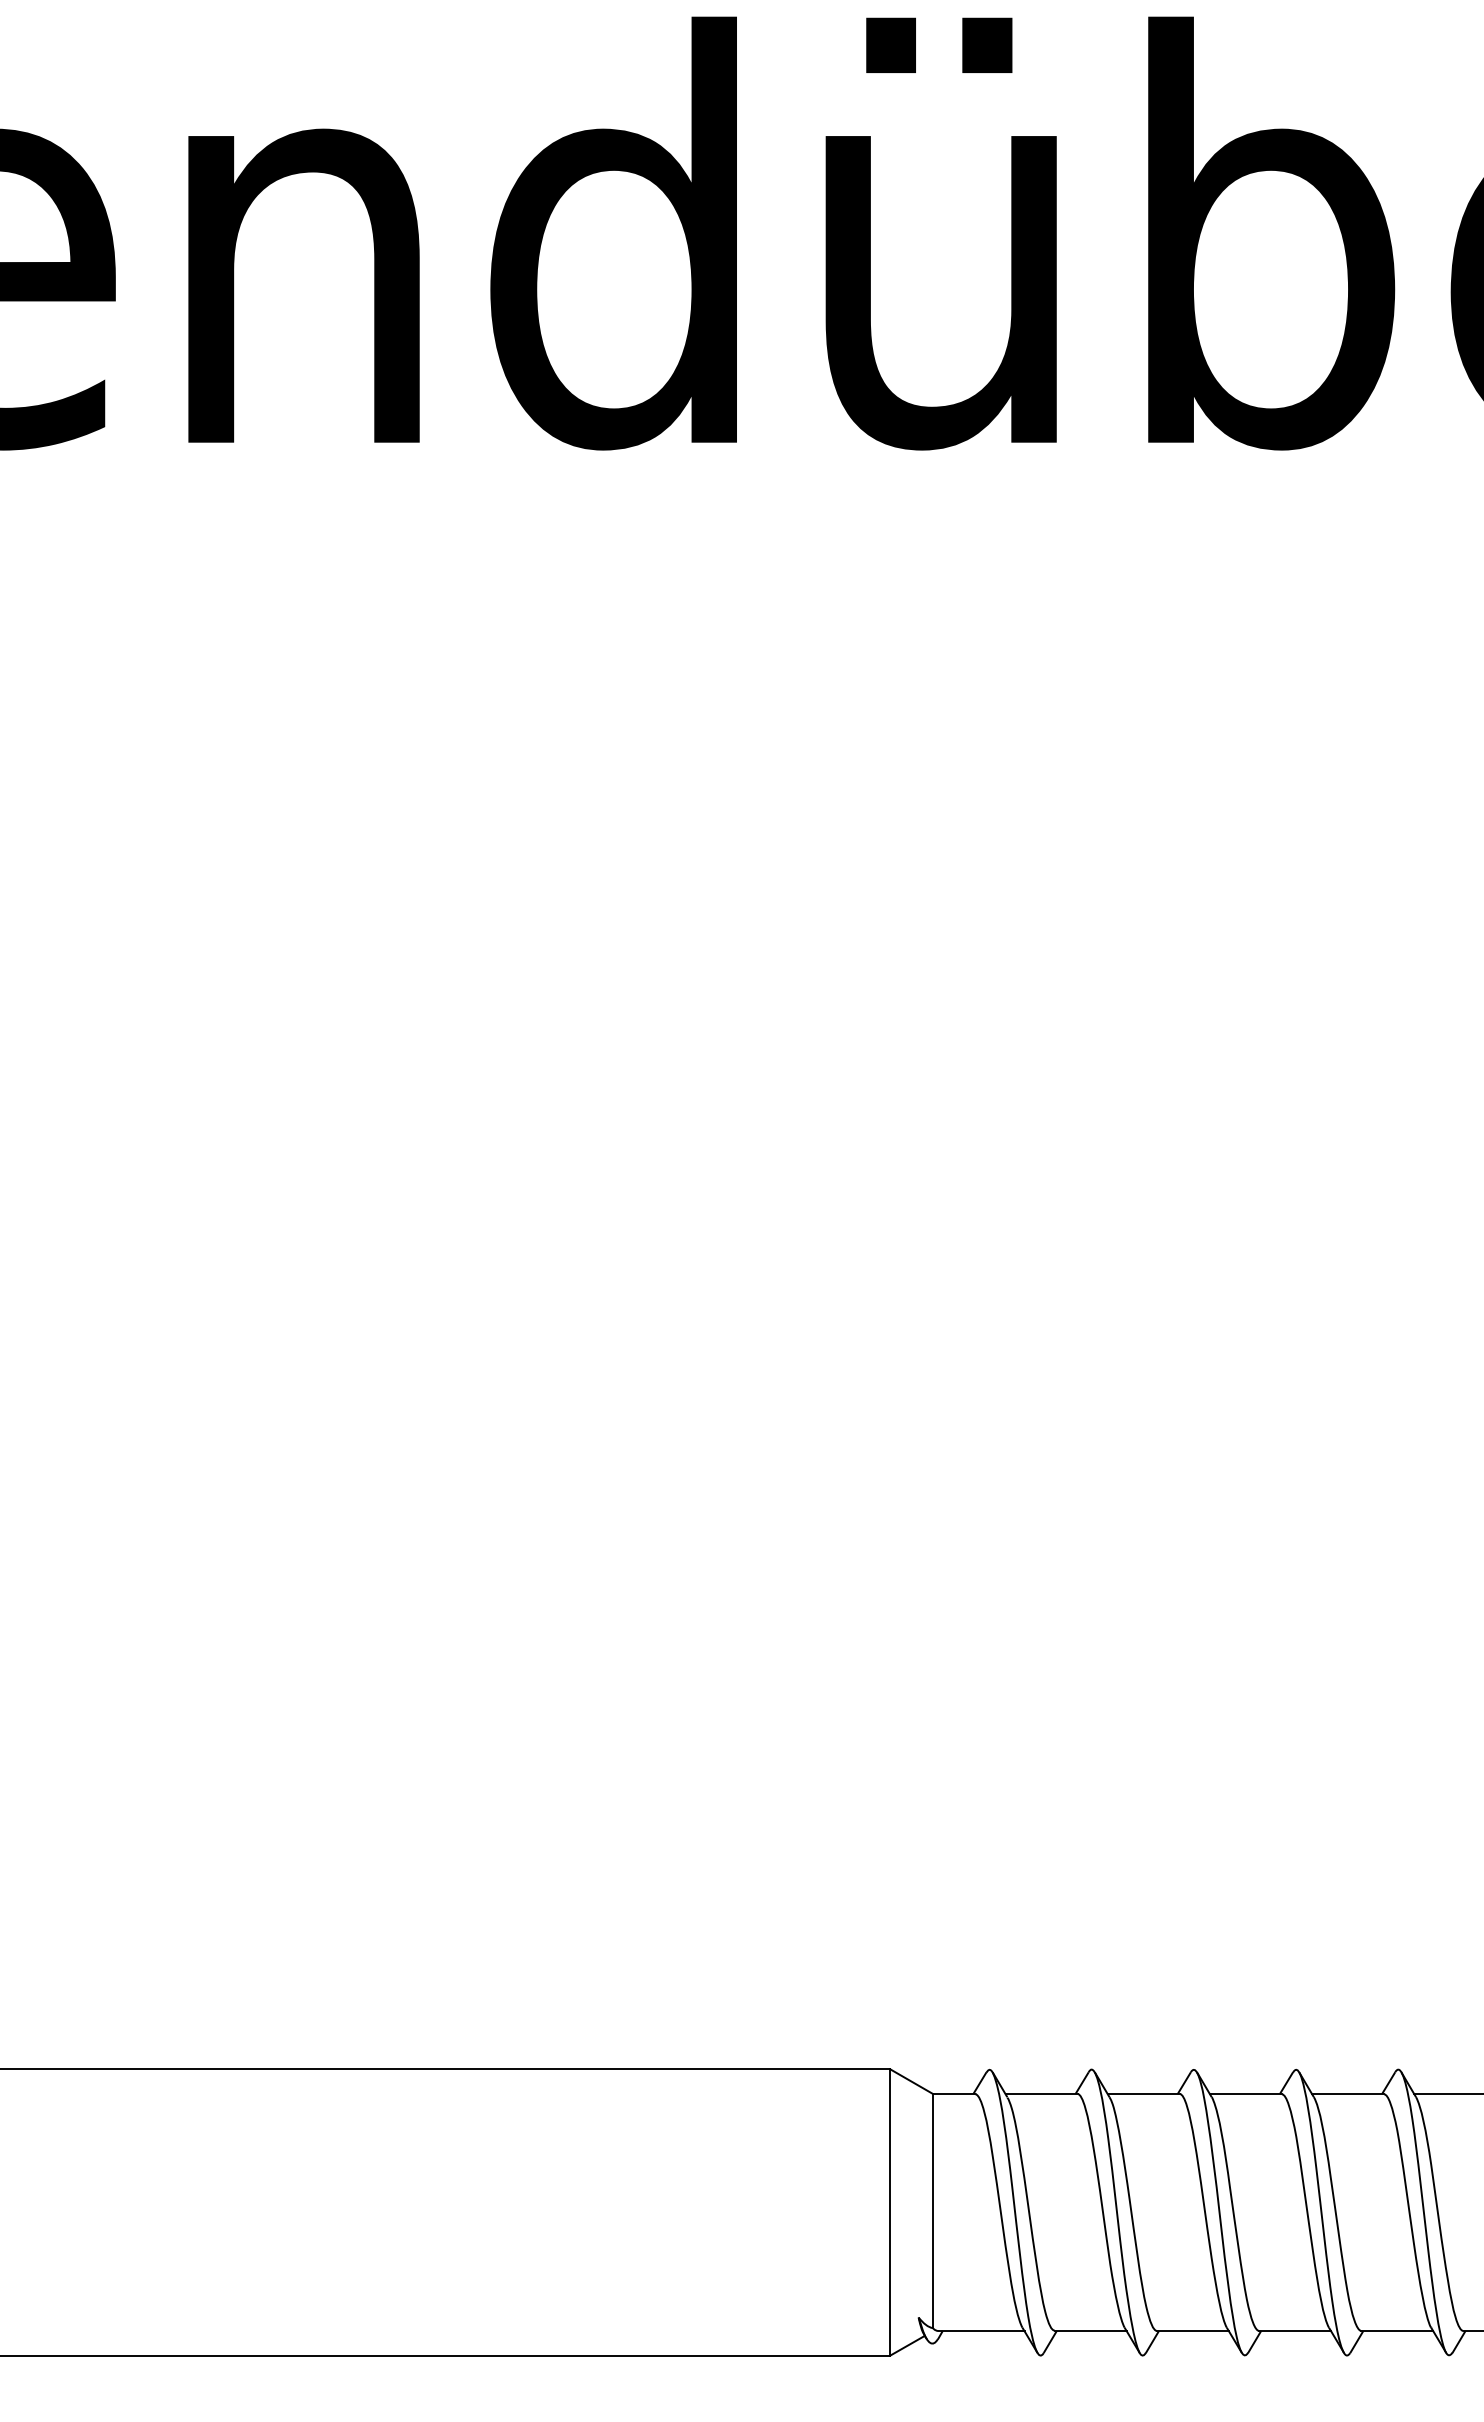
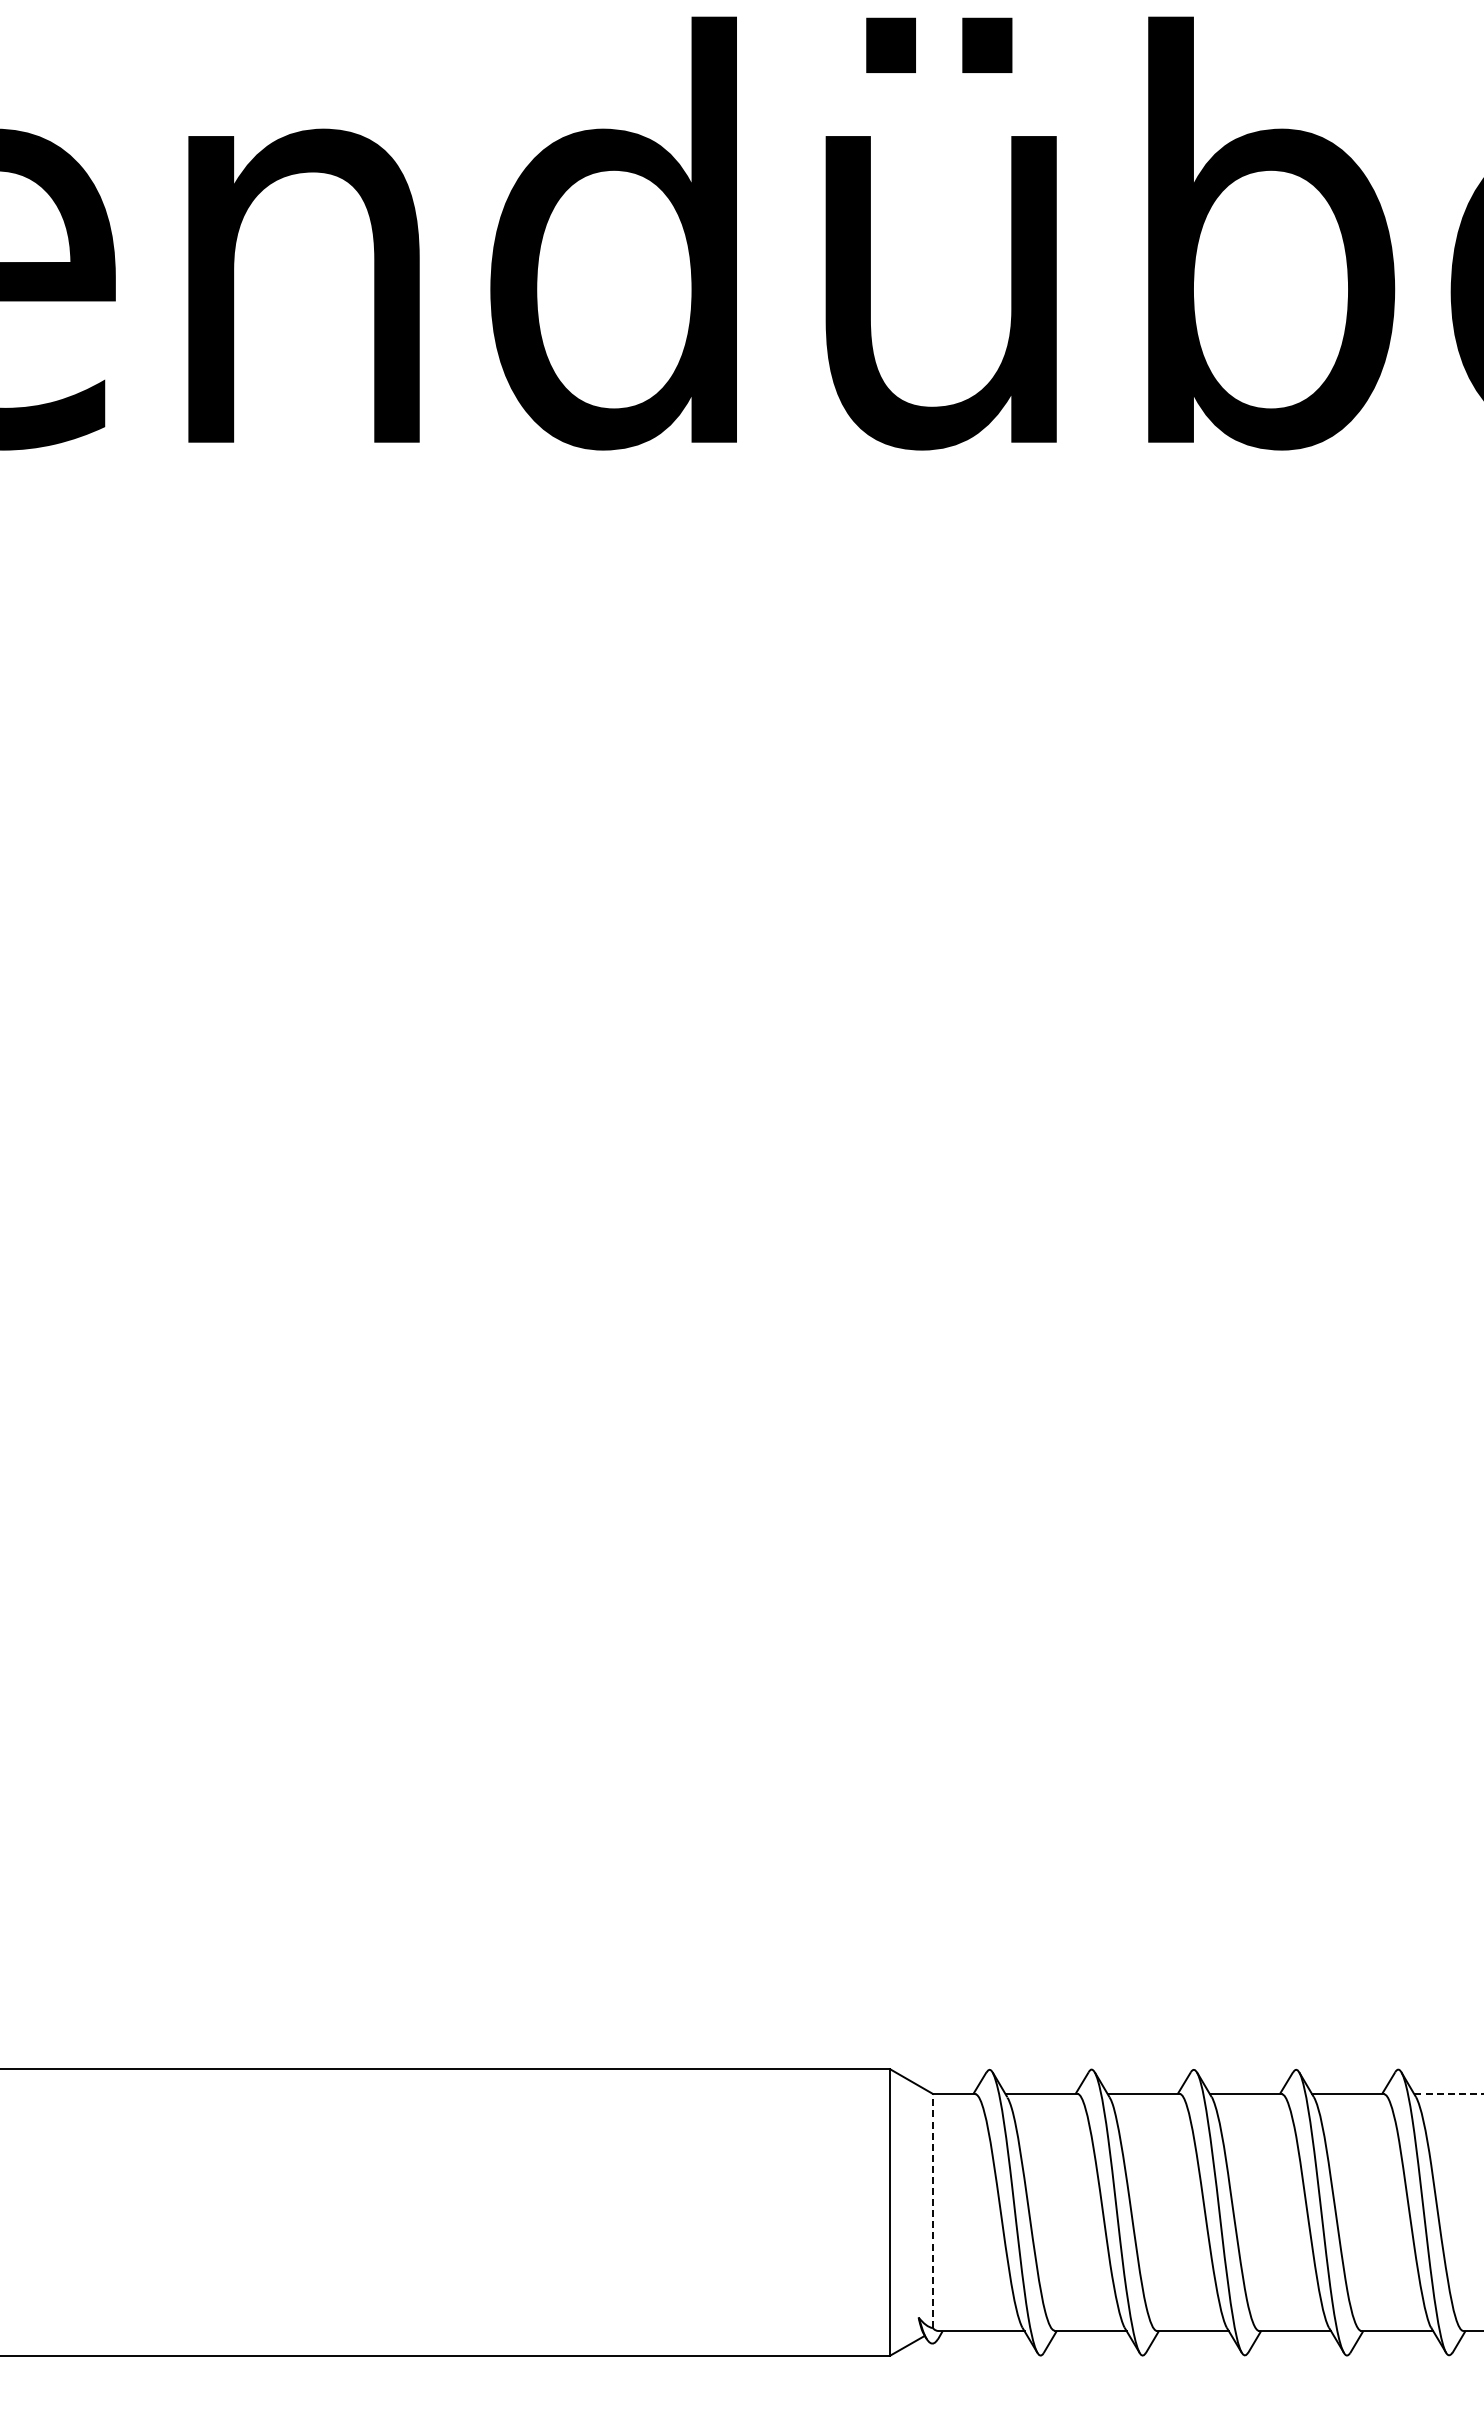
line: solid -> dashed (1449, 2093)
line: solid -> dashed (932, 2210)
